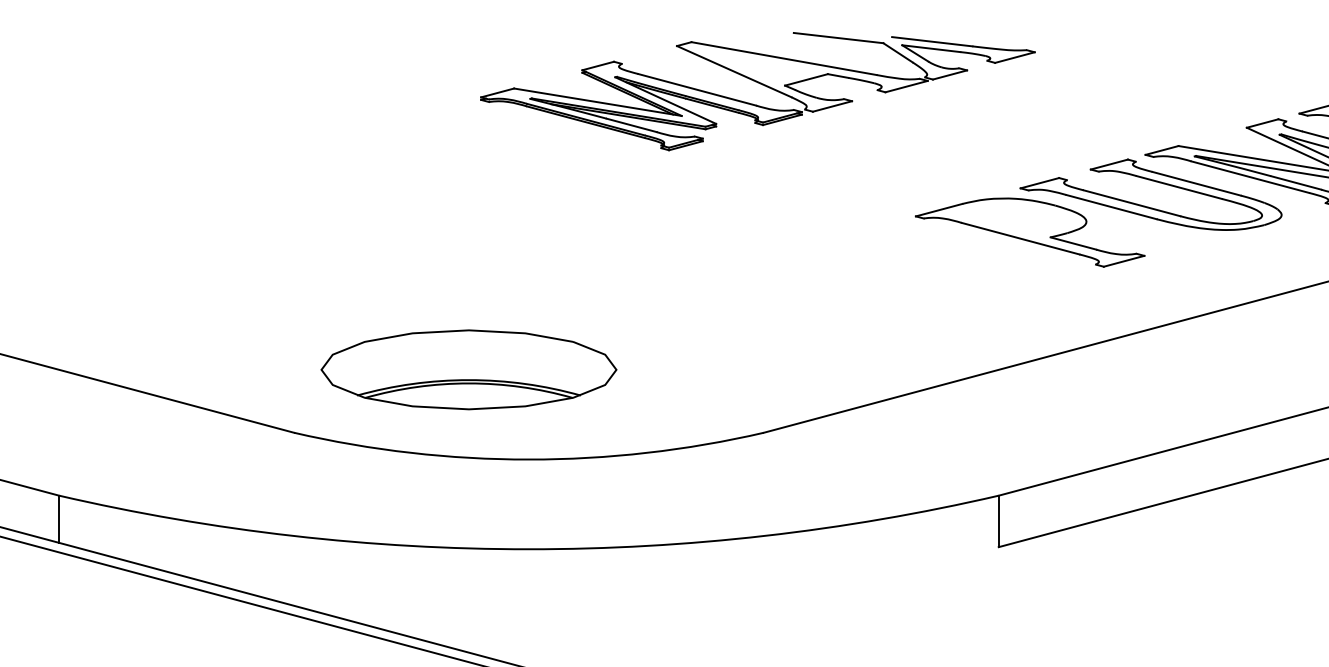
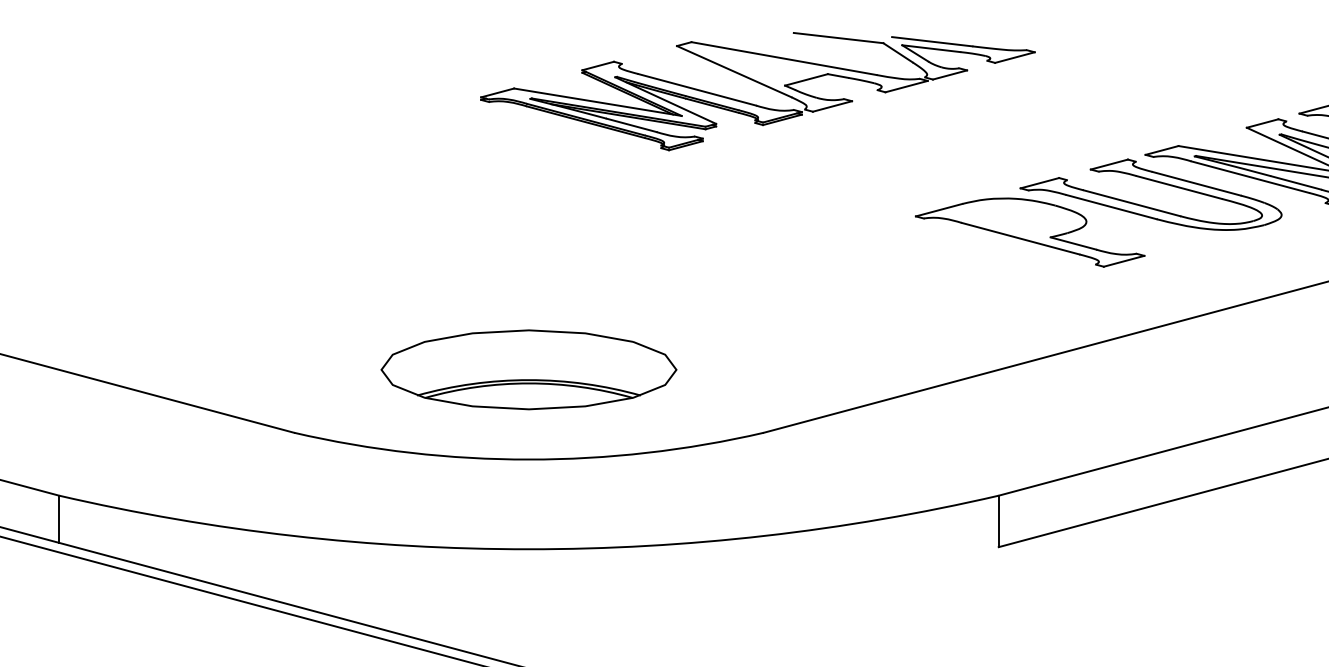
part position: (468, 369) -> (528, 369) (528, 369)
